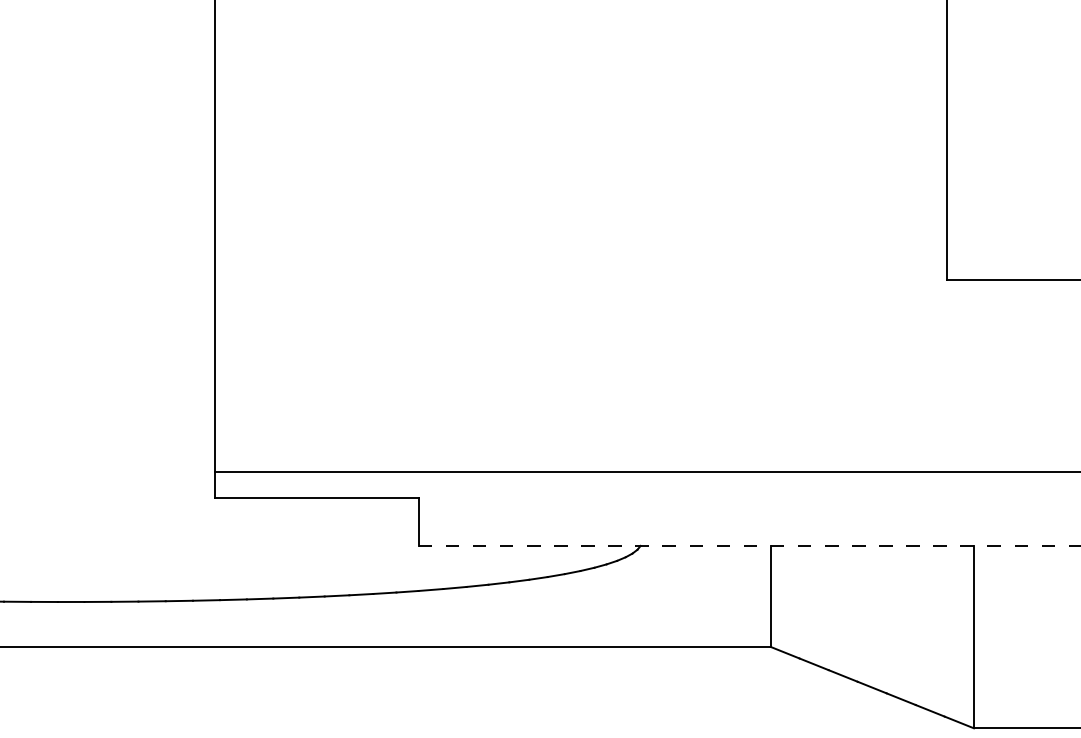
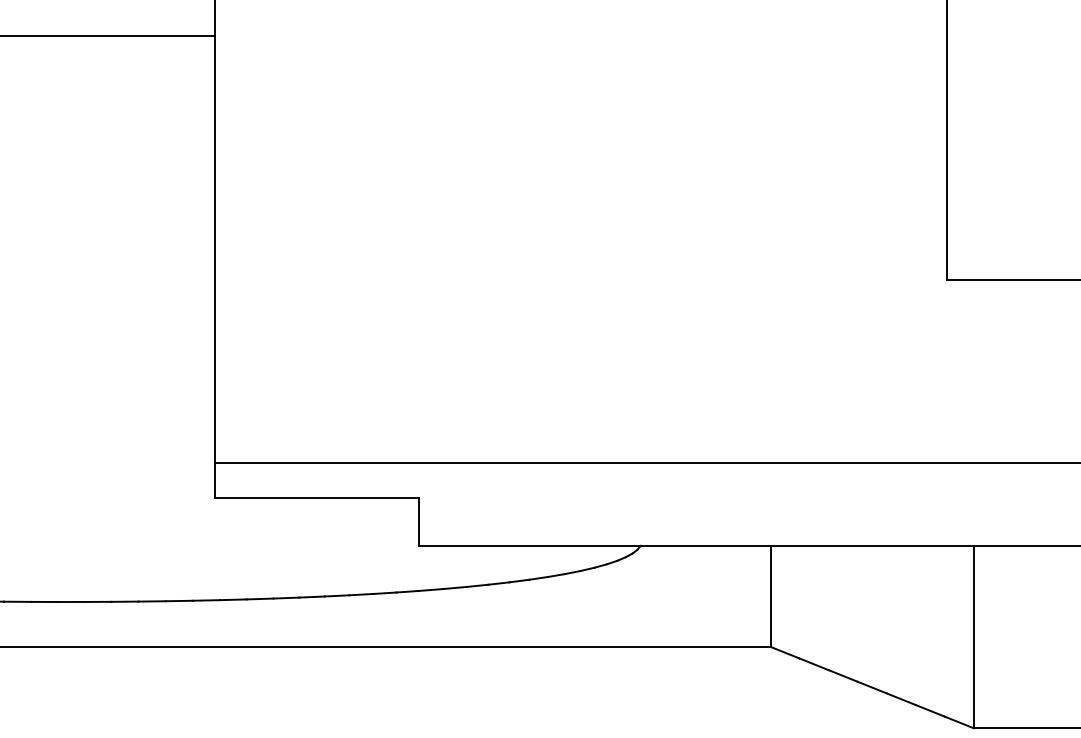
line: none -> present (108, 36)
line position: (646, 471) -> (646, 462) (646, 462)
line: dashed -> solid (749, 545)
